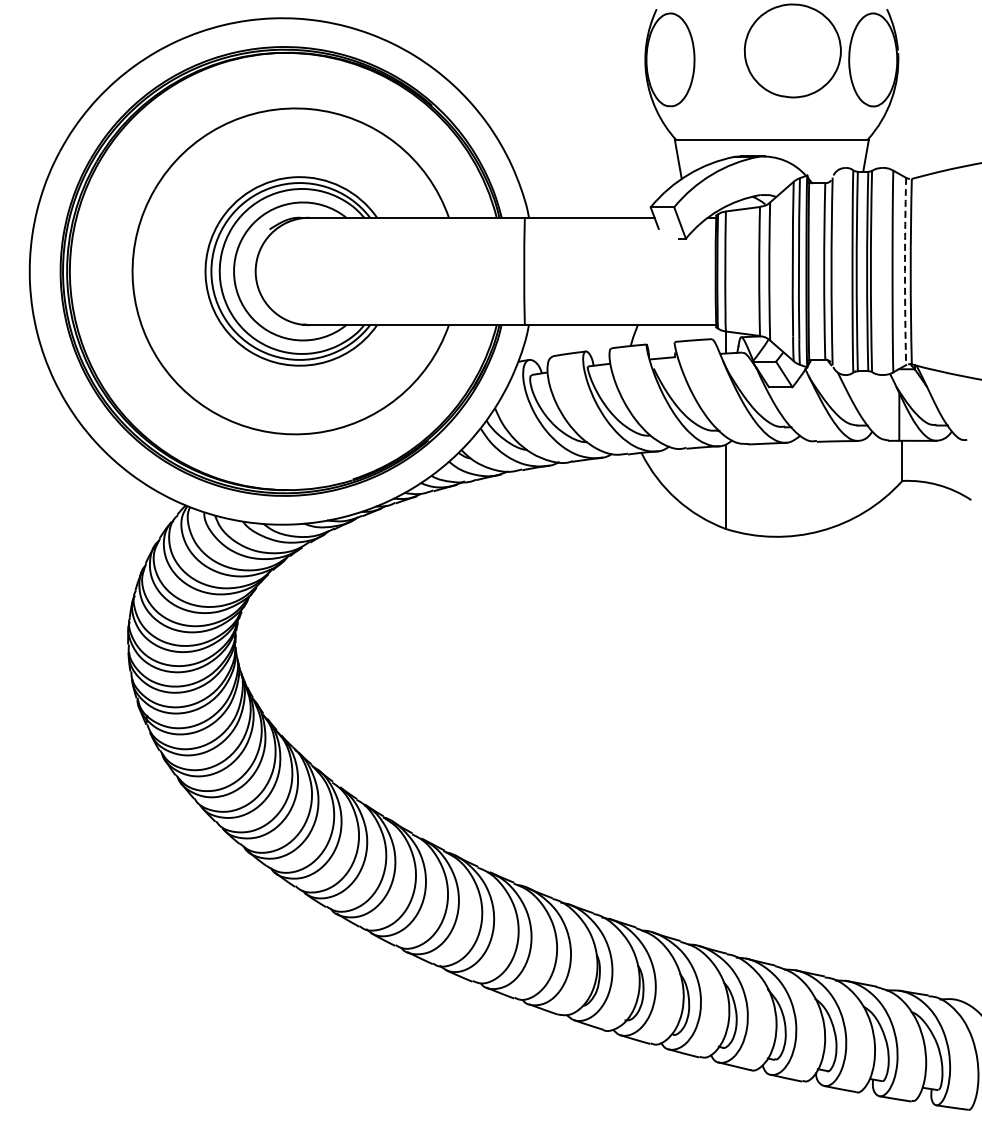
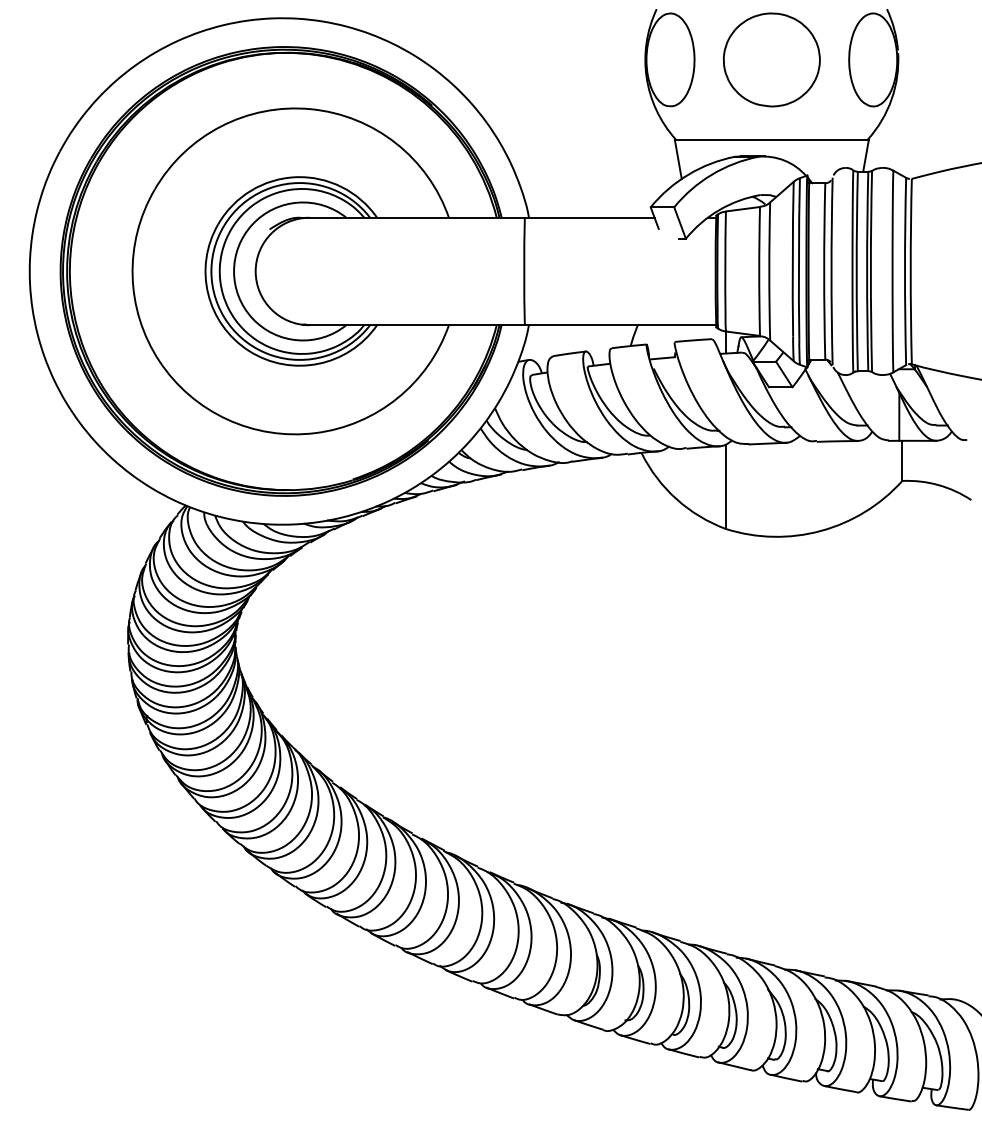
part position: (792, 50) -> (771, 59) (771, 59)
arc: dashed -> solid (905, 271)
